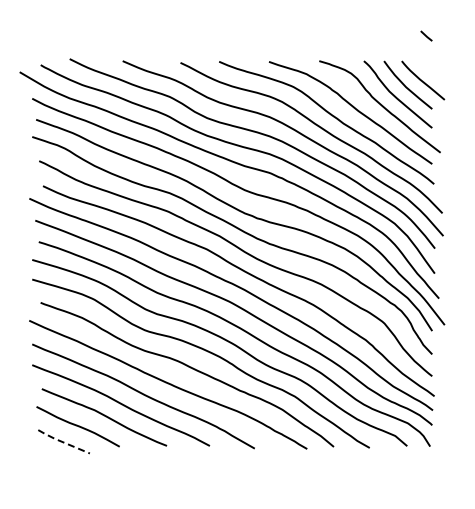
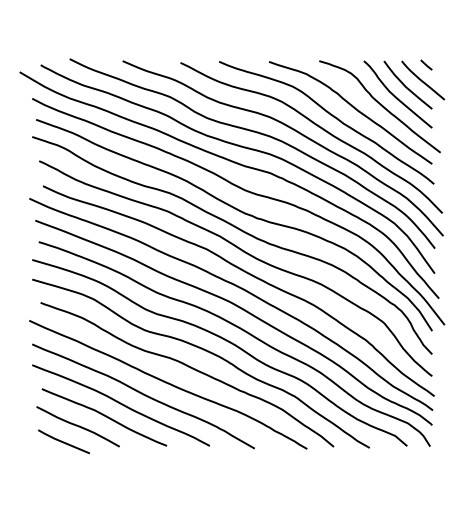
line position: (426, 35) -> (426, 64) (426, 64)
line: dashed -> solid (62, 442)
